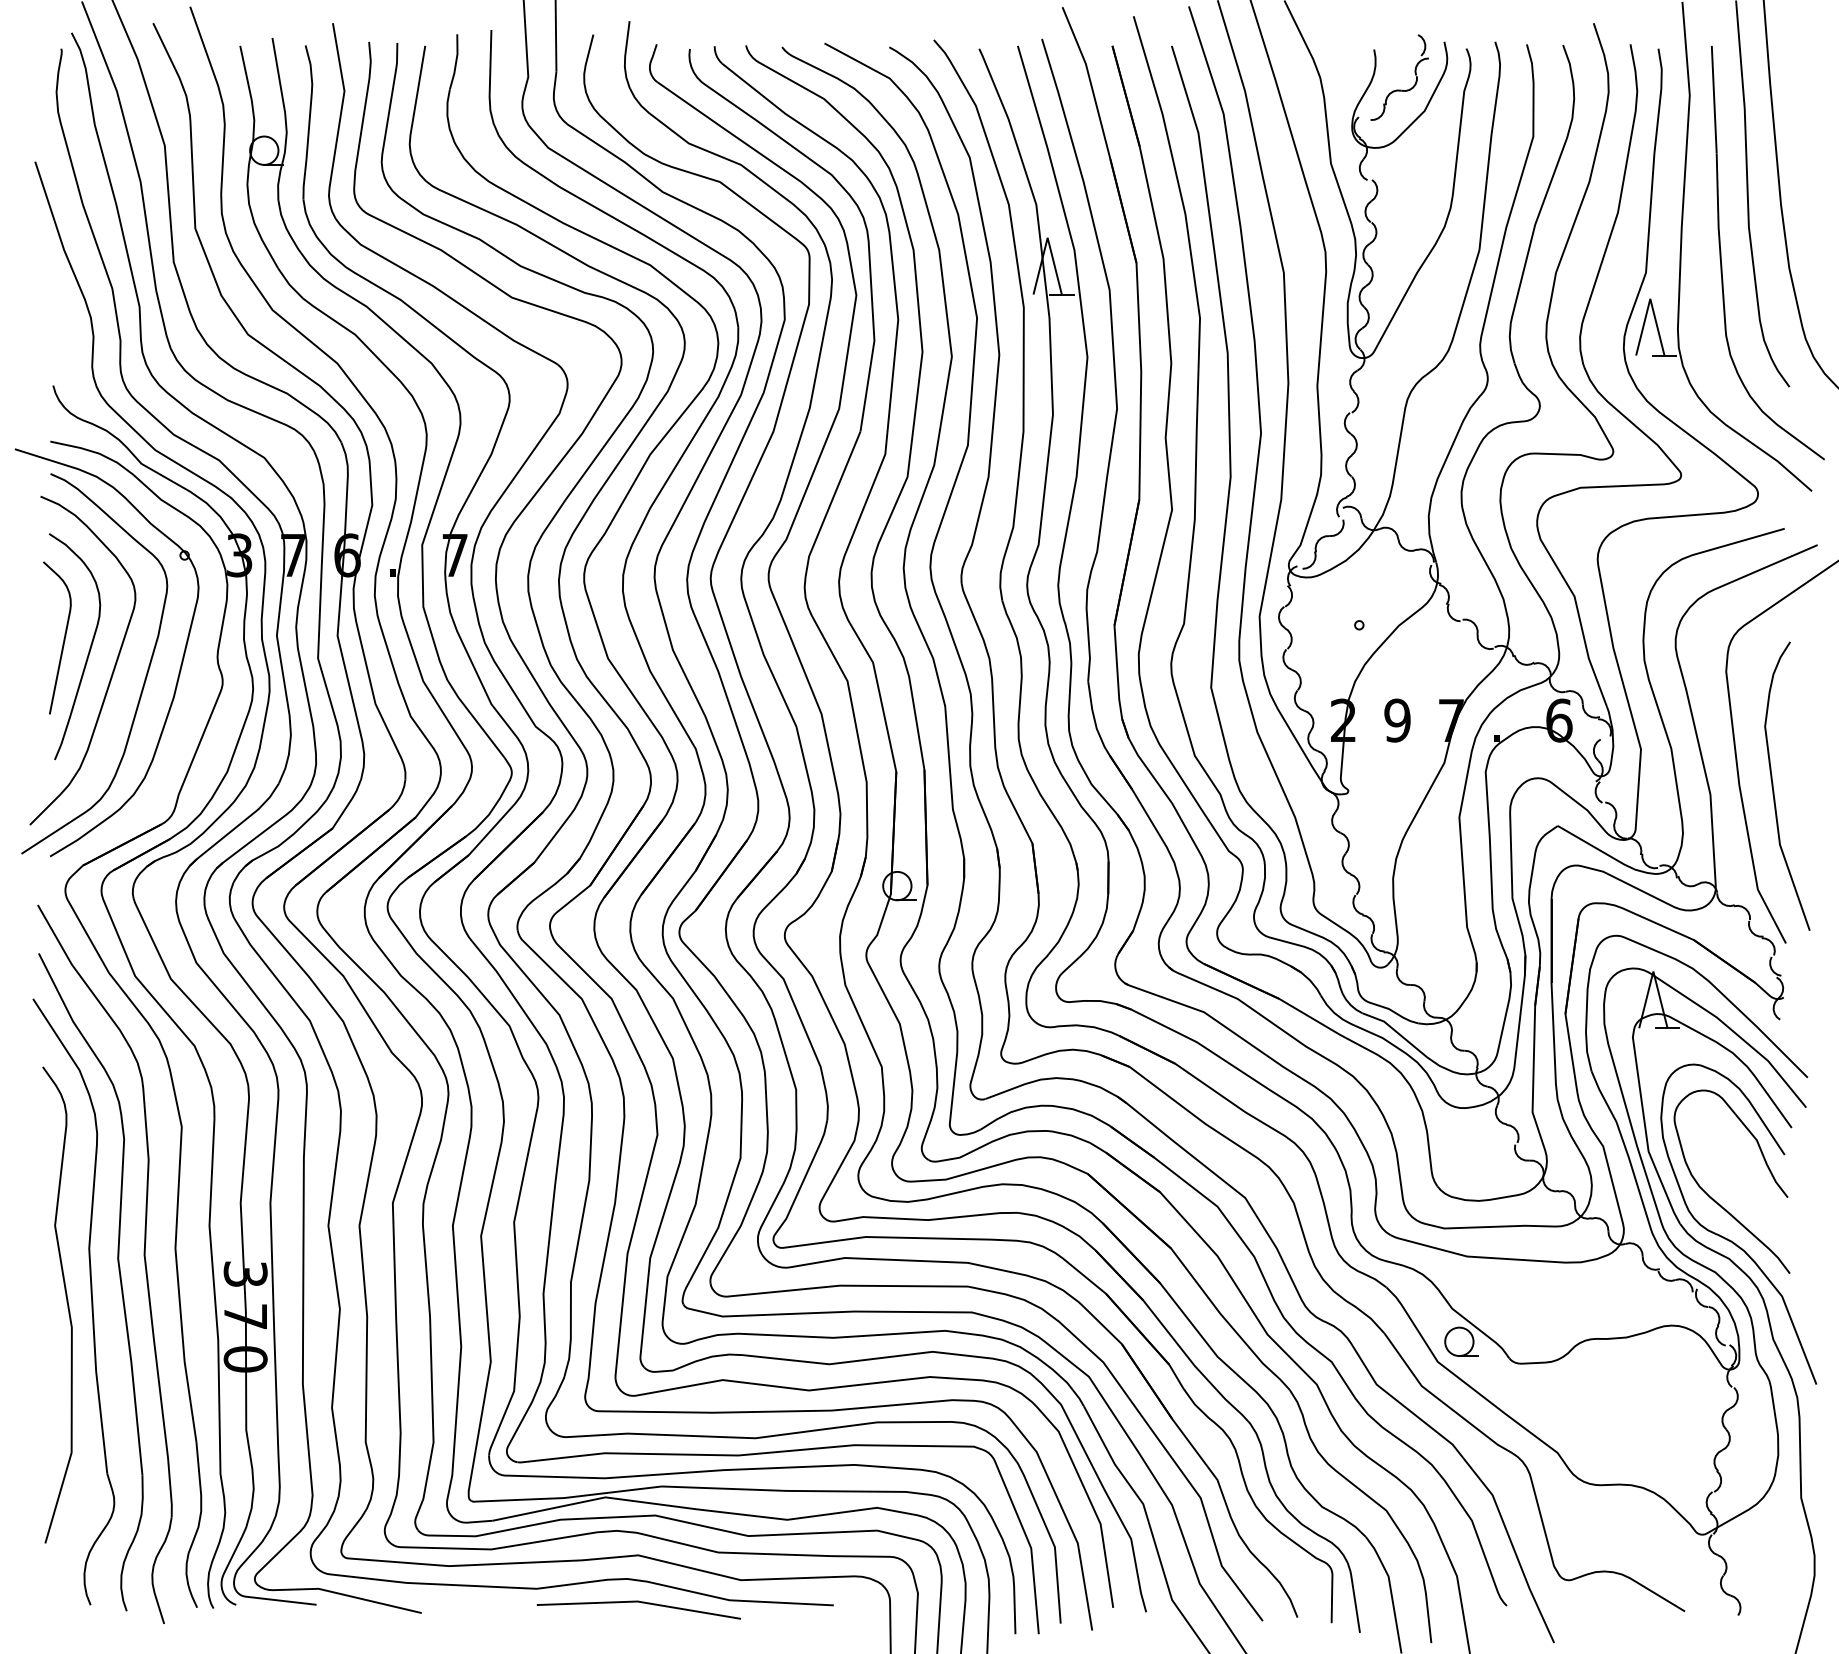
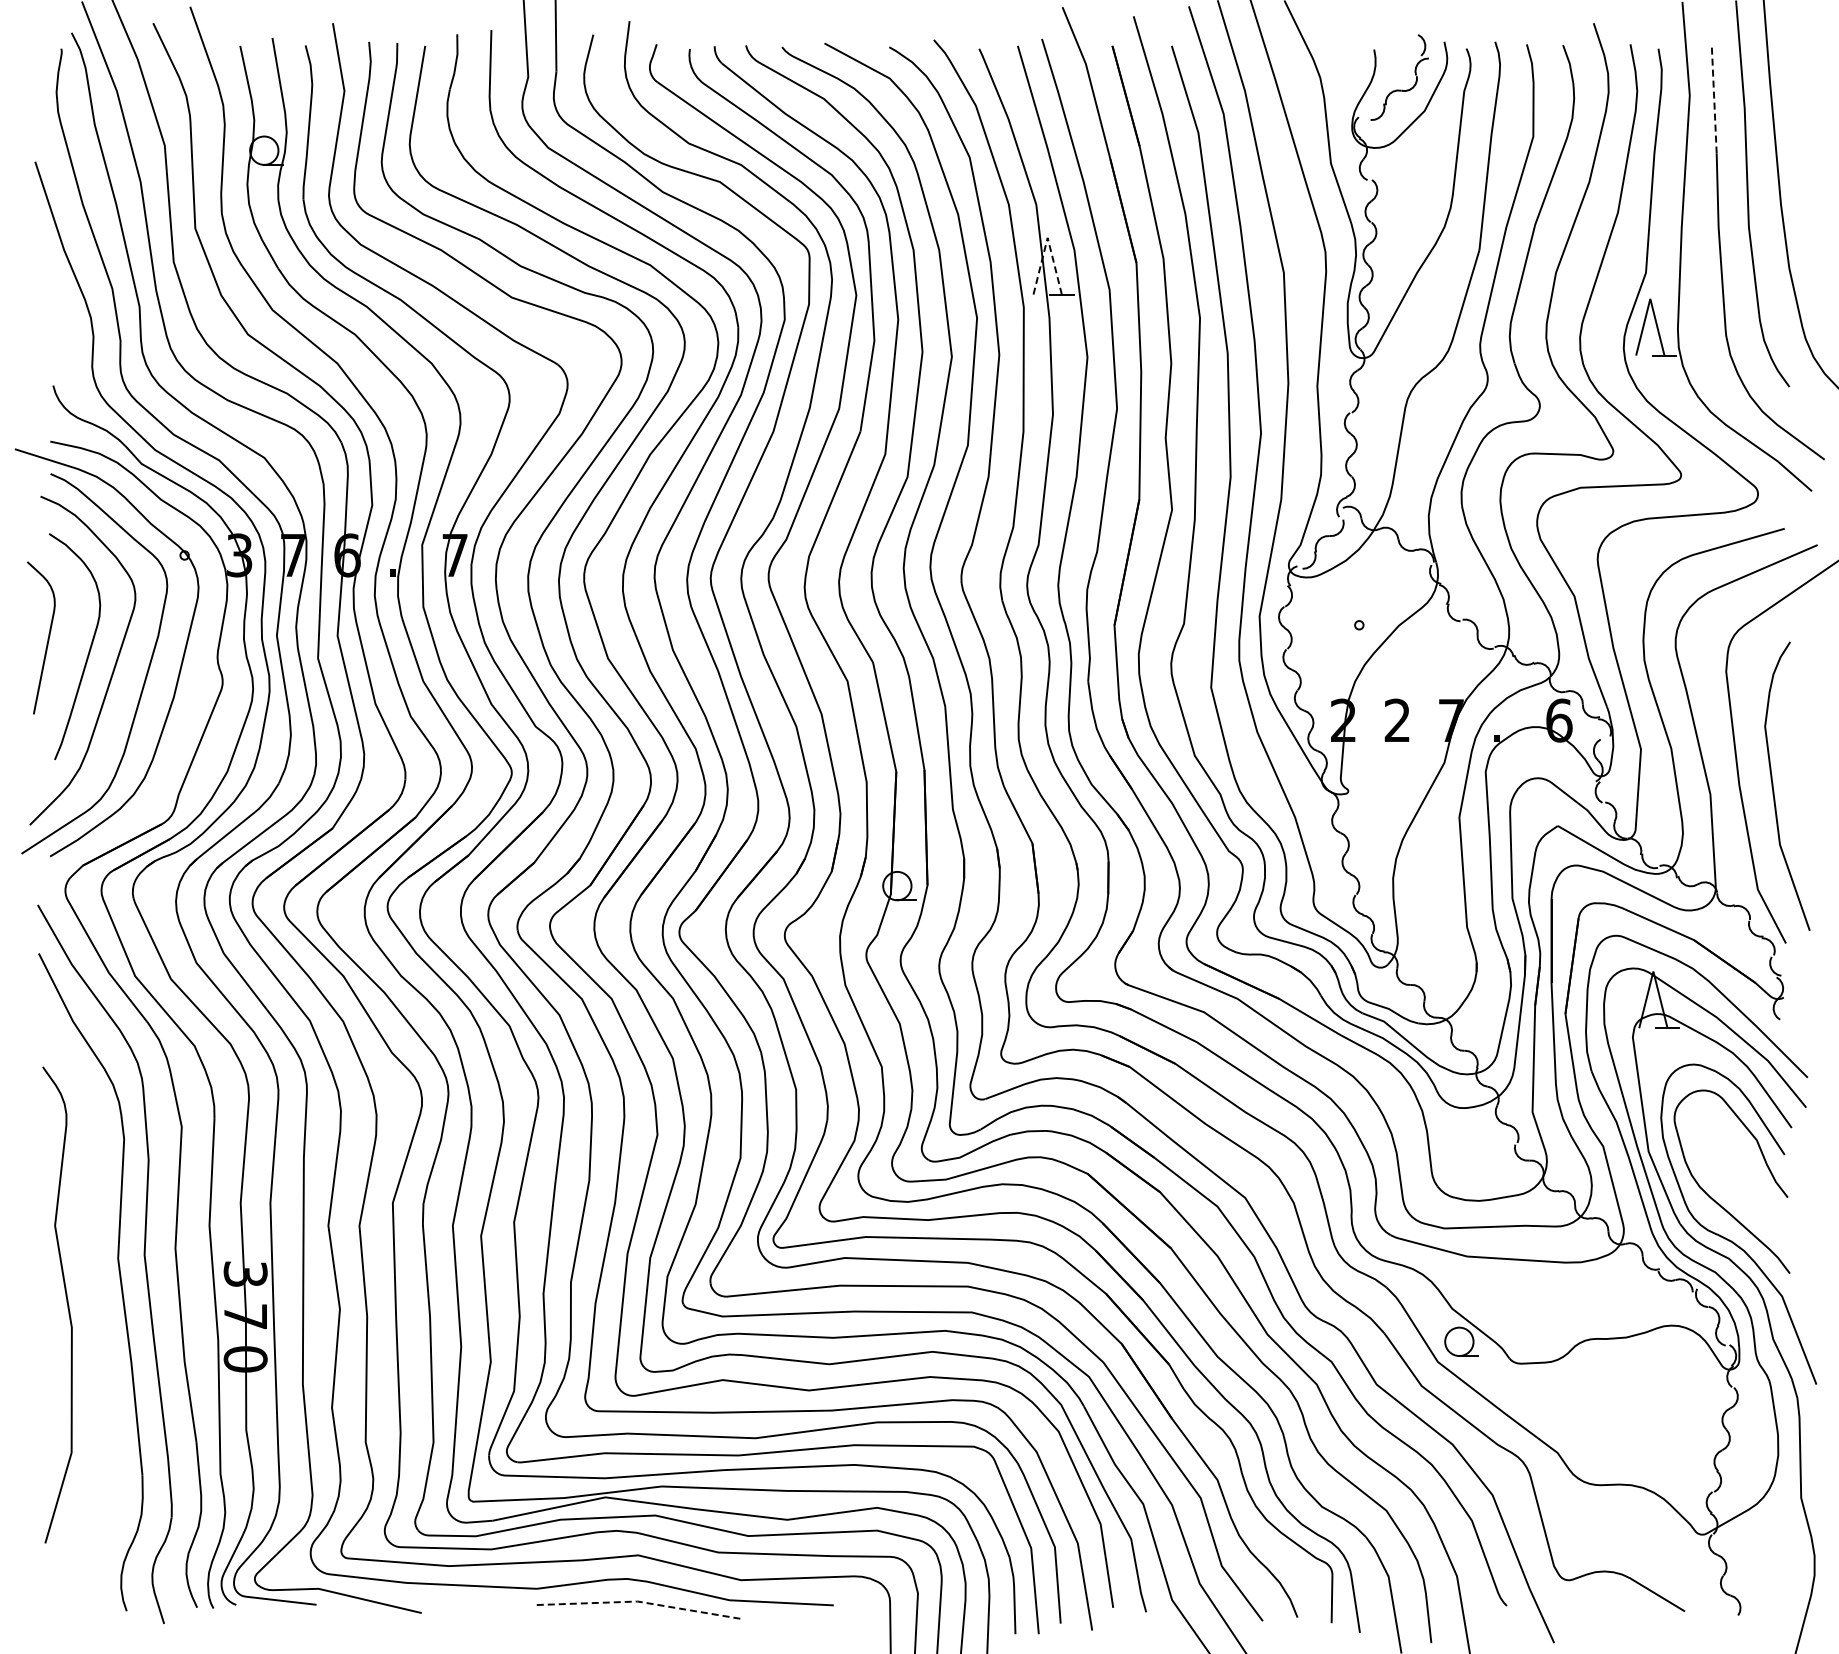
line: solid -> dashed (1714, 99)
line: solid -> dashed (1047, 237)
curve position: (63, 638) -> (47, 638) (47, 638)
text: 9 -> 2 (1397, 720)
part: present -> none (91, 1301)
line: solid -> dashed (639, 1601)
